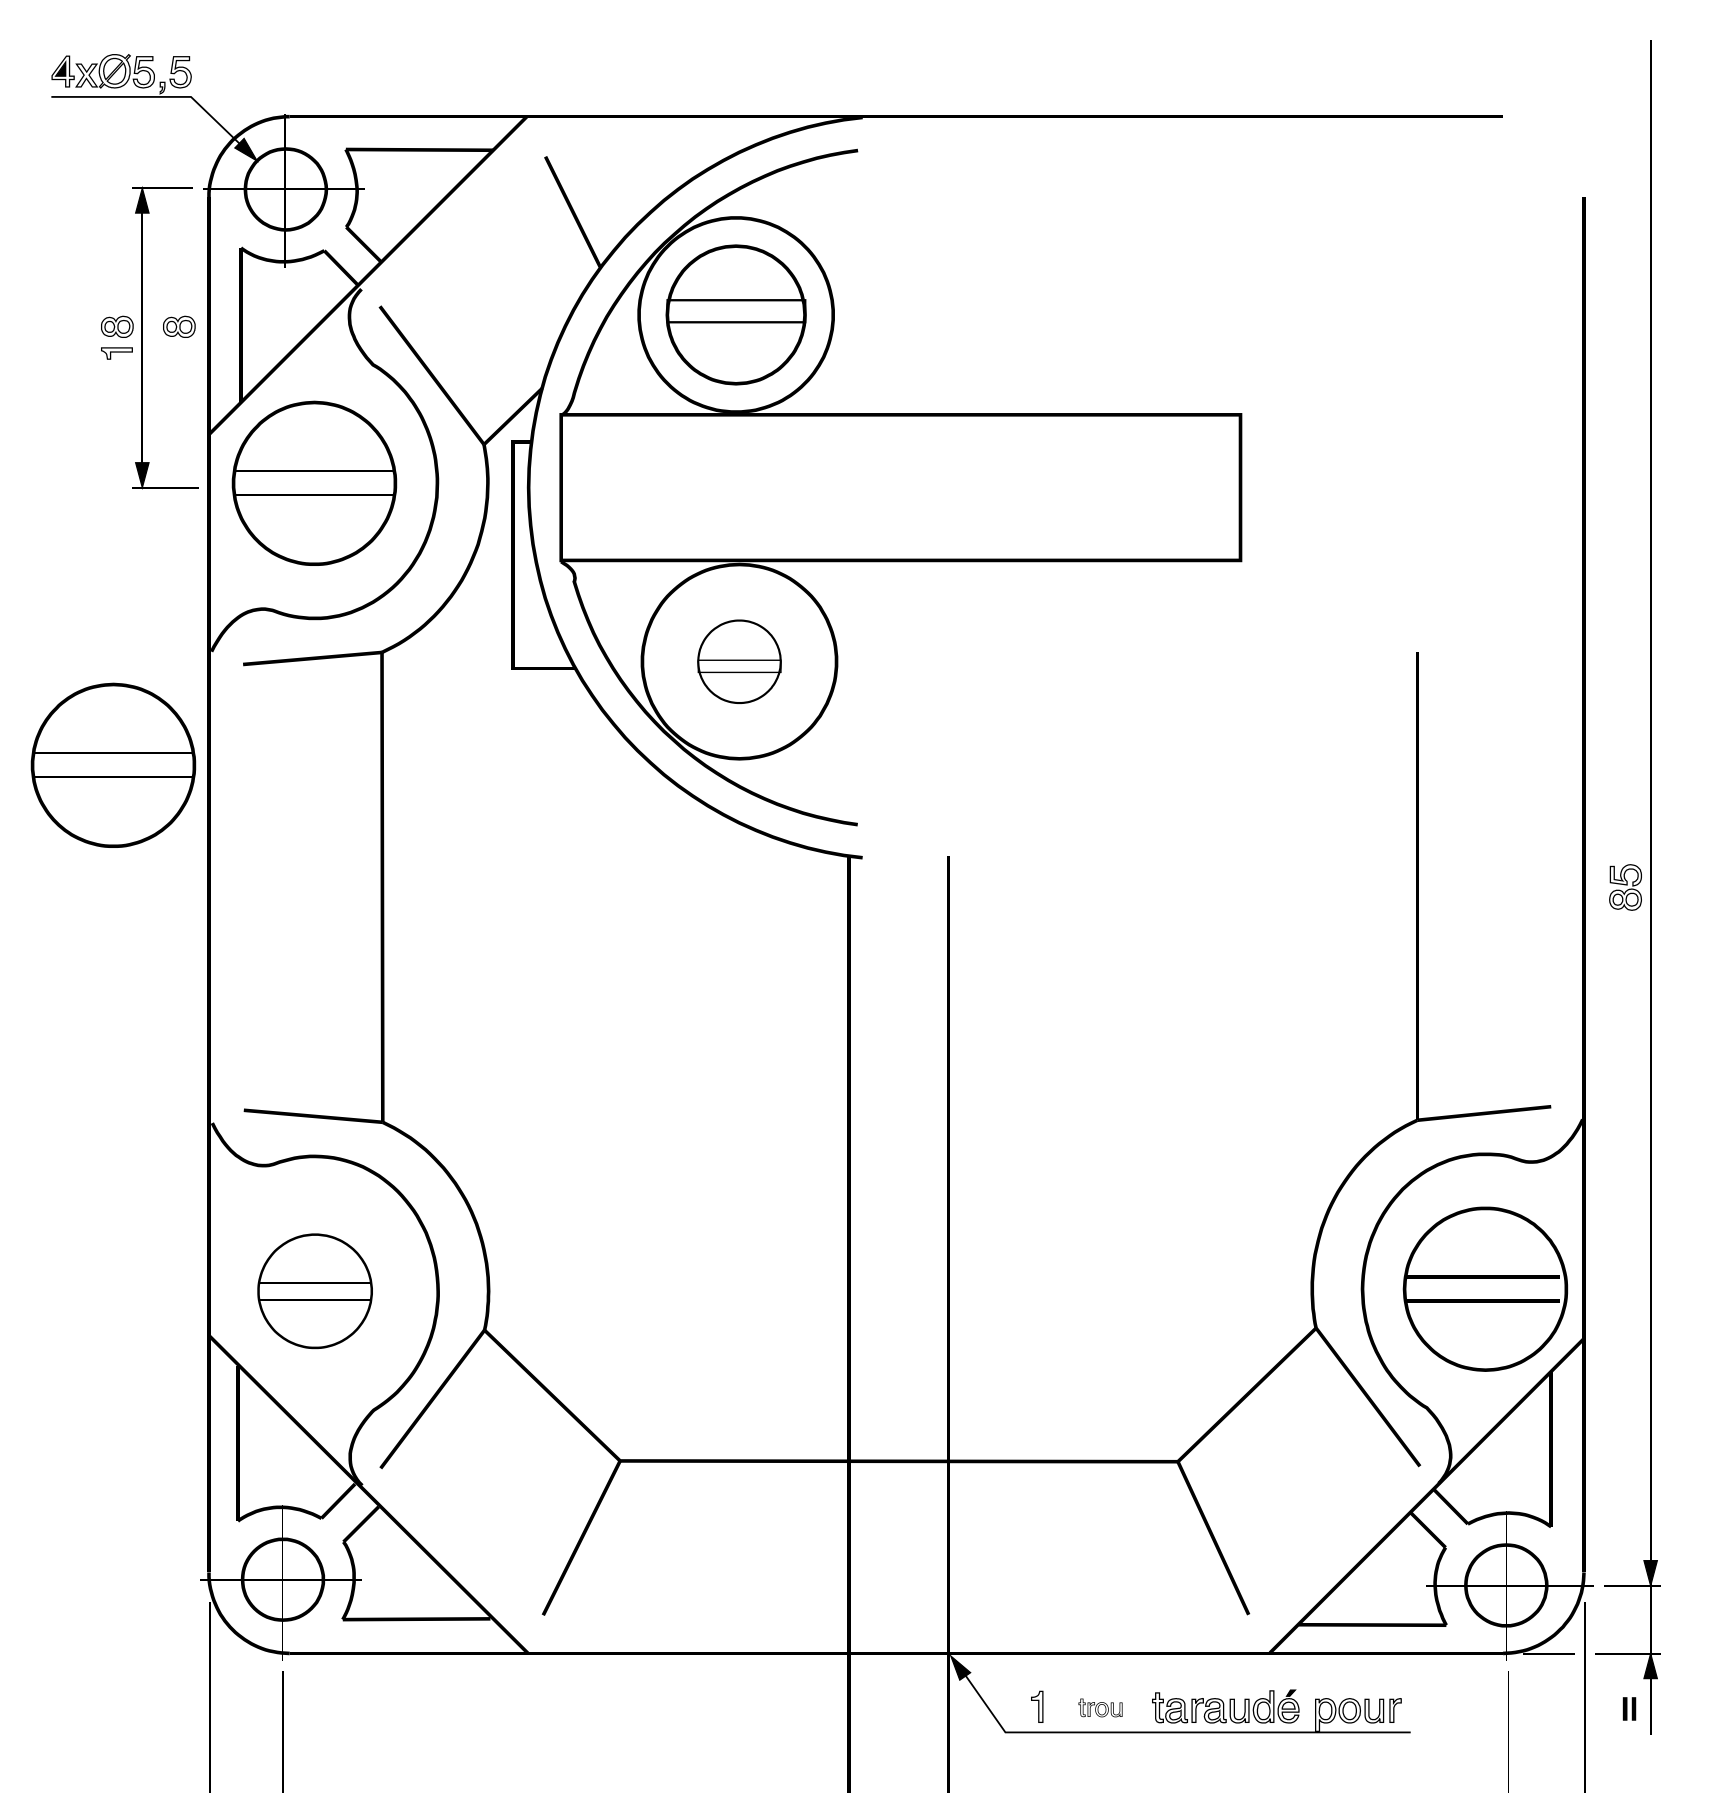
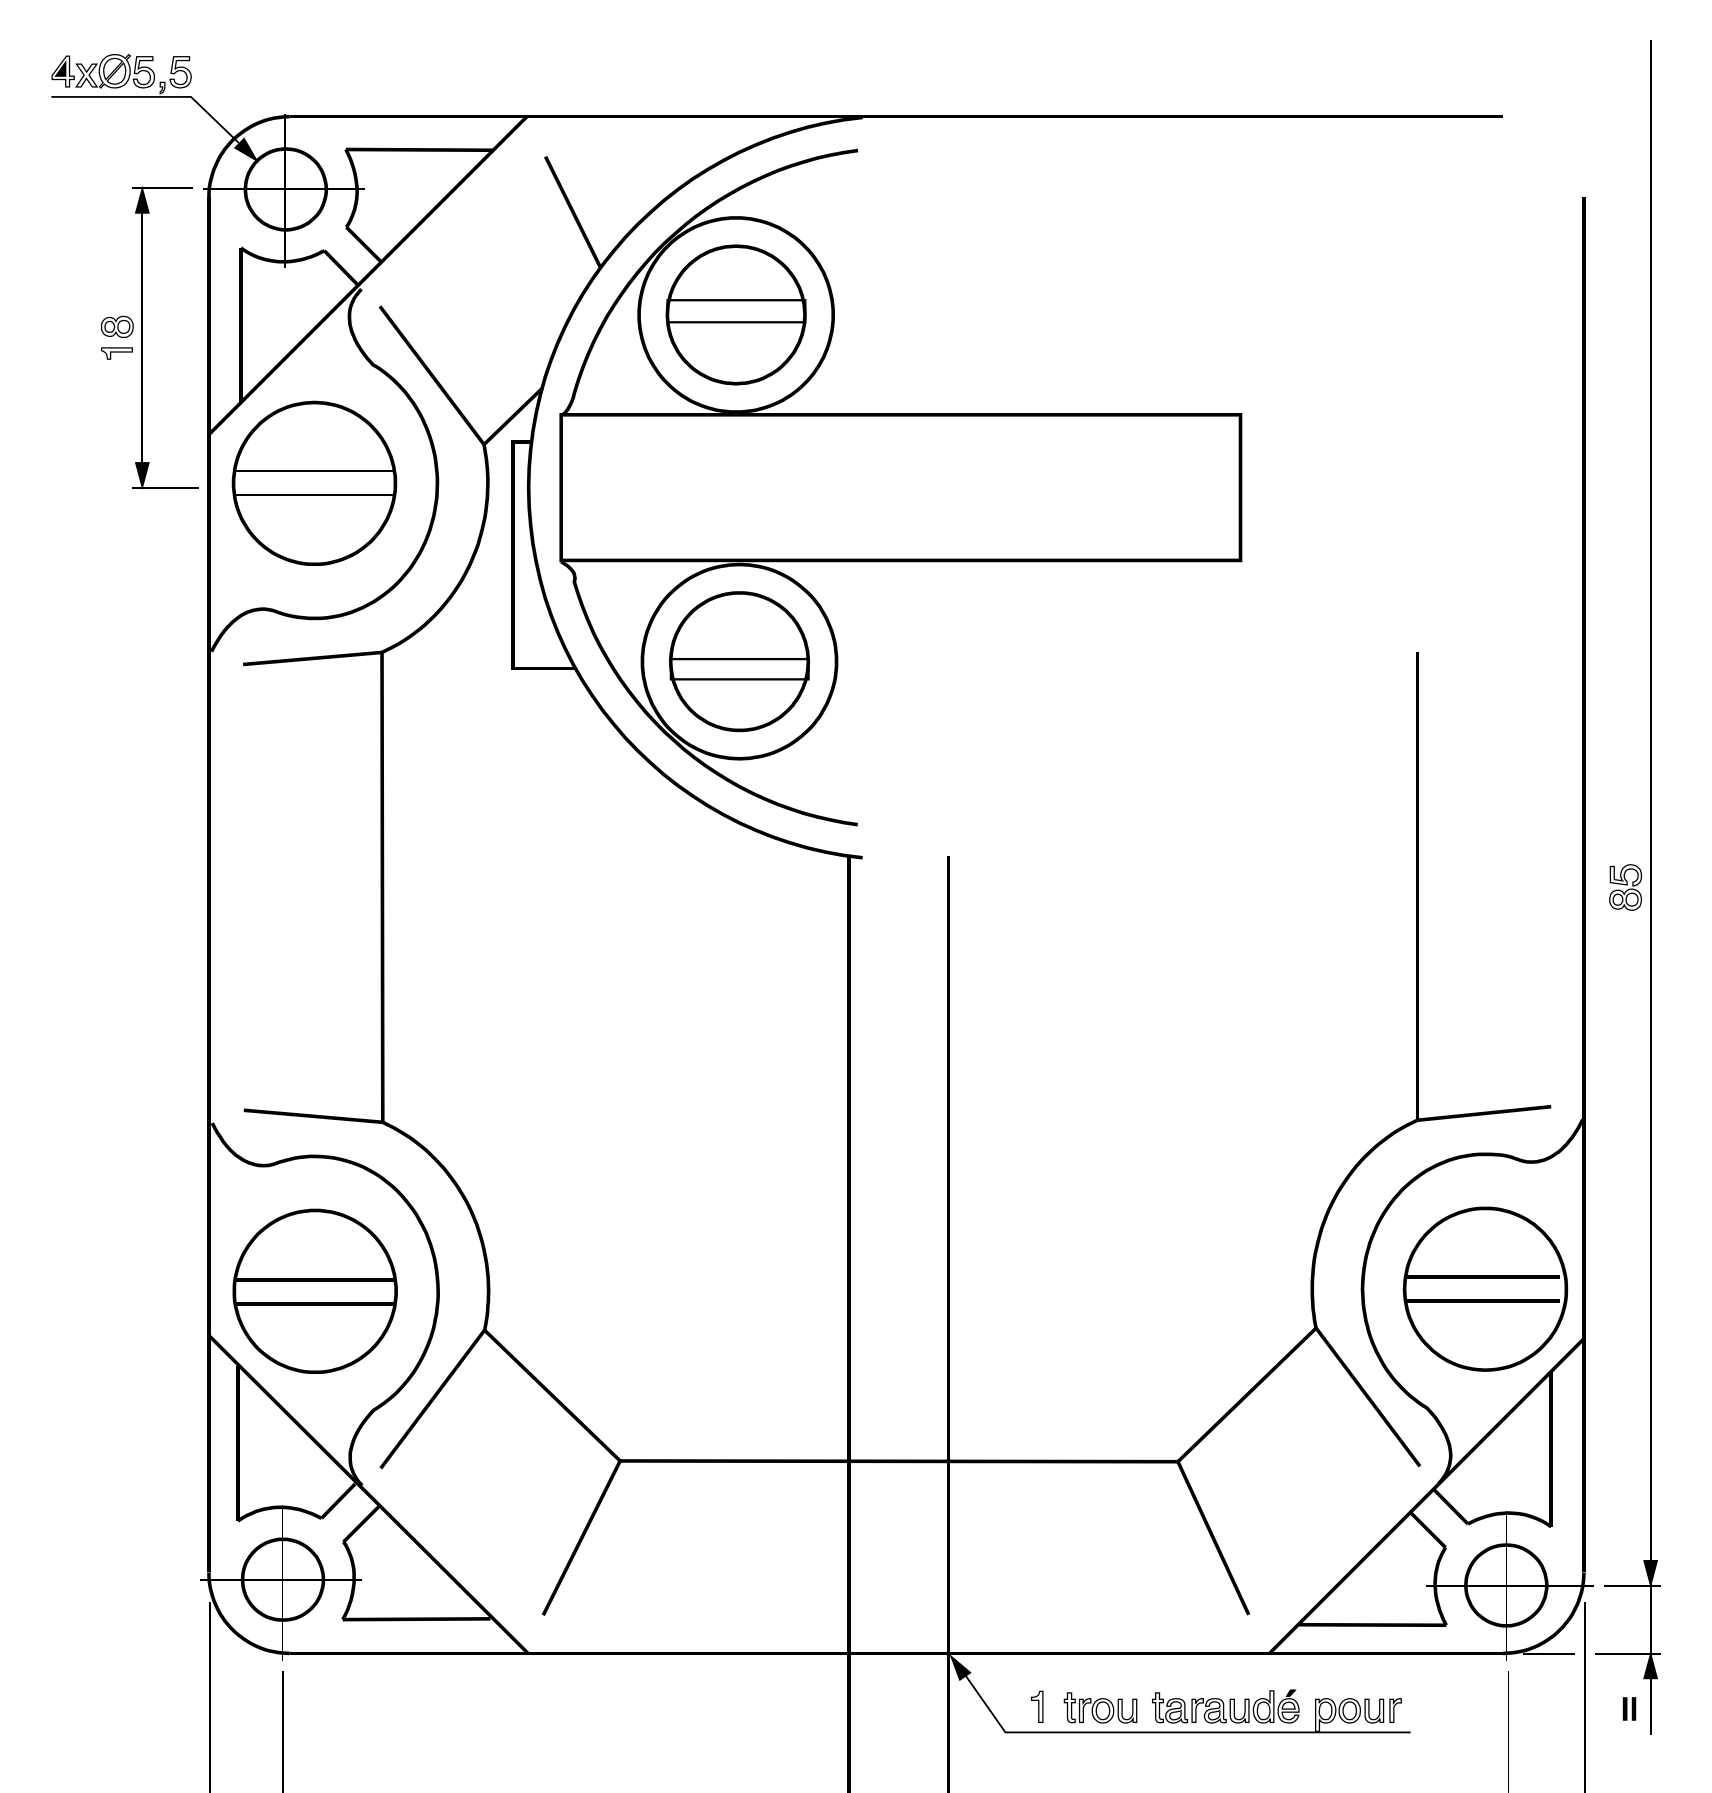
part: present -> none (179, 326)
part size: 85x85 px -> 141x142 px (739, 661)
part: present -> none (113, 764)
part size: 116x117 px -> 166x166 px (314, 1290)
part size: 45x20 px -> 75x32 px (1100, 1707)
